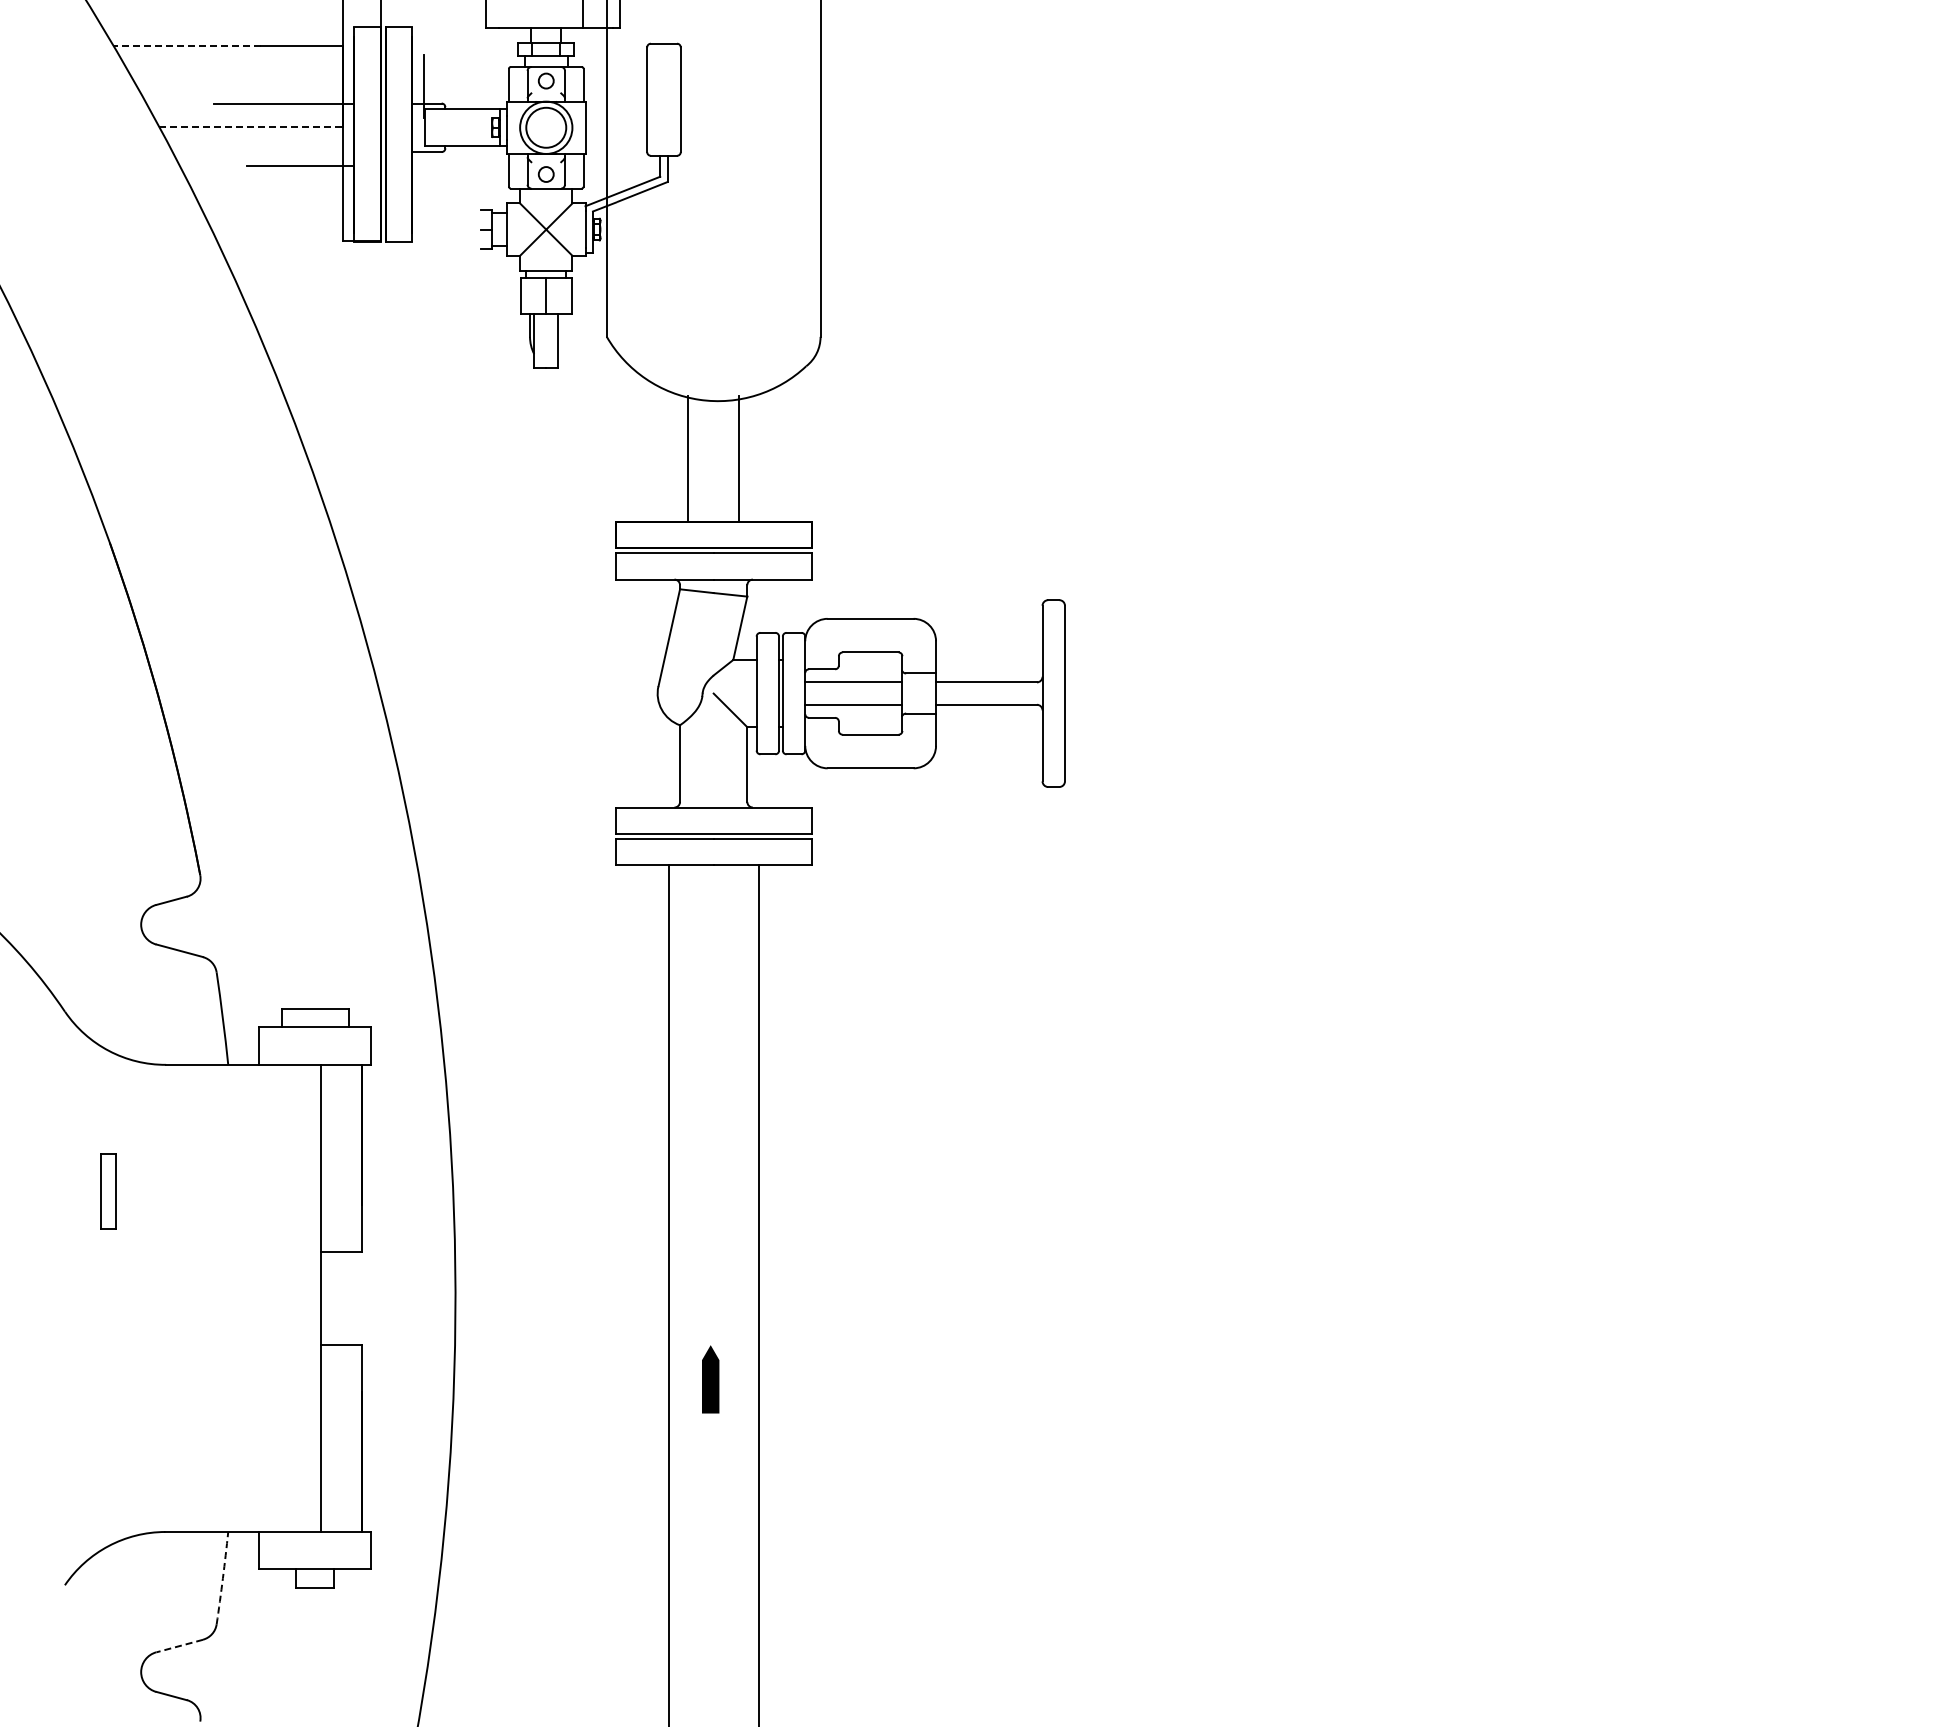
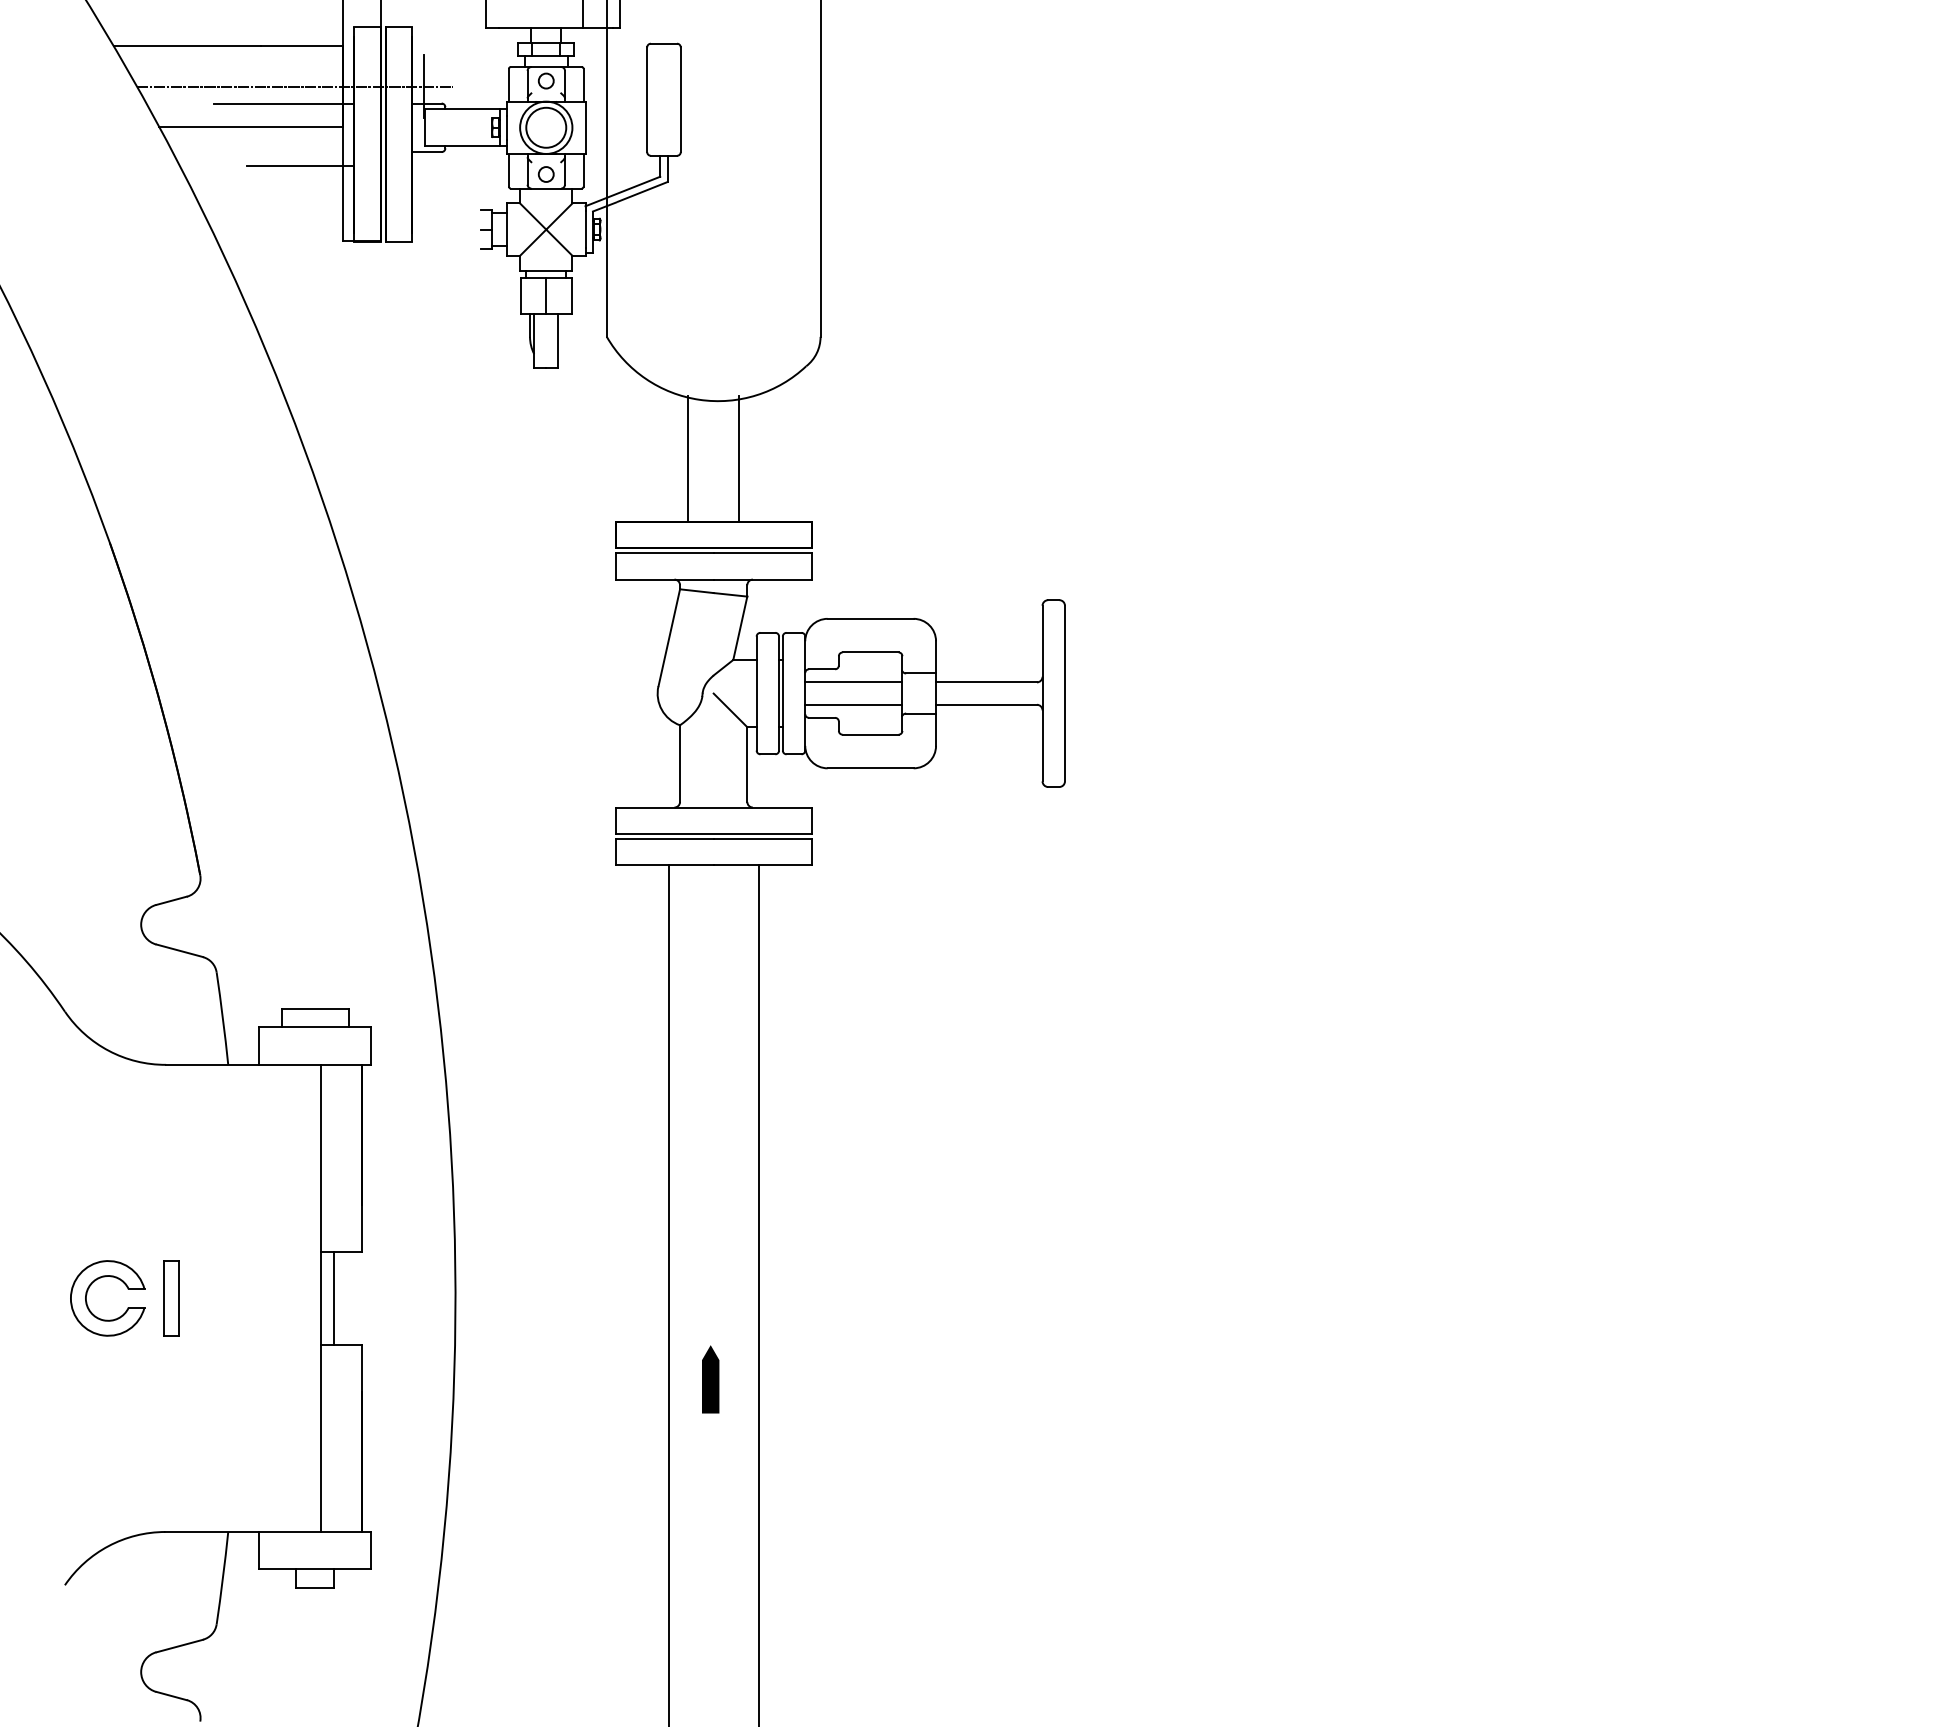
line: dashed -> solid (187, 46)
line: none -> present (295, 86)
line: dashed -> solid (251, 127)
part position: (108, 1191) -> (171, 1298) (171, 1298)
part: none -> present (87, 1294)
line: none -> present (333, 1298)
arc: dashed -> solid (222, 1578)
line: dashed -> solid (179, 1646)
